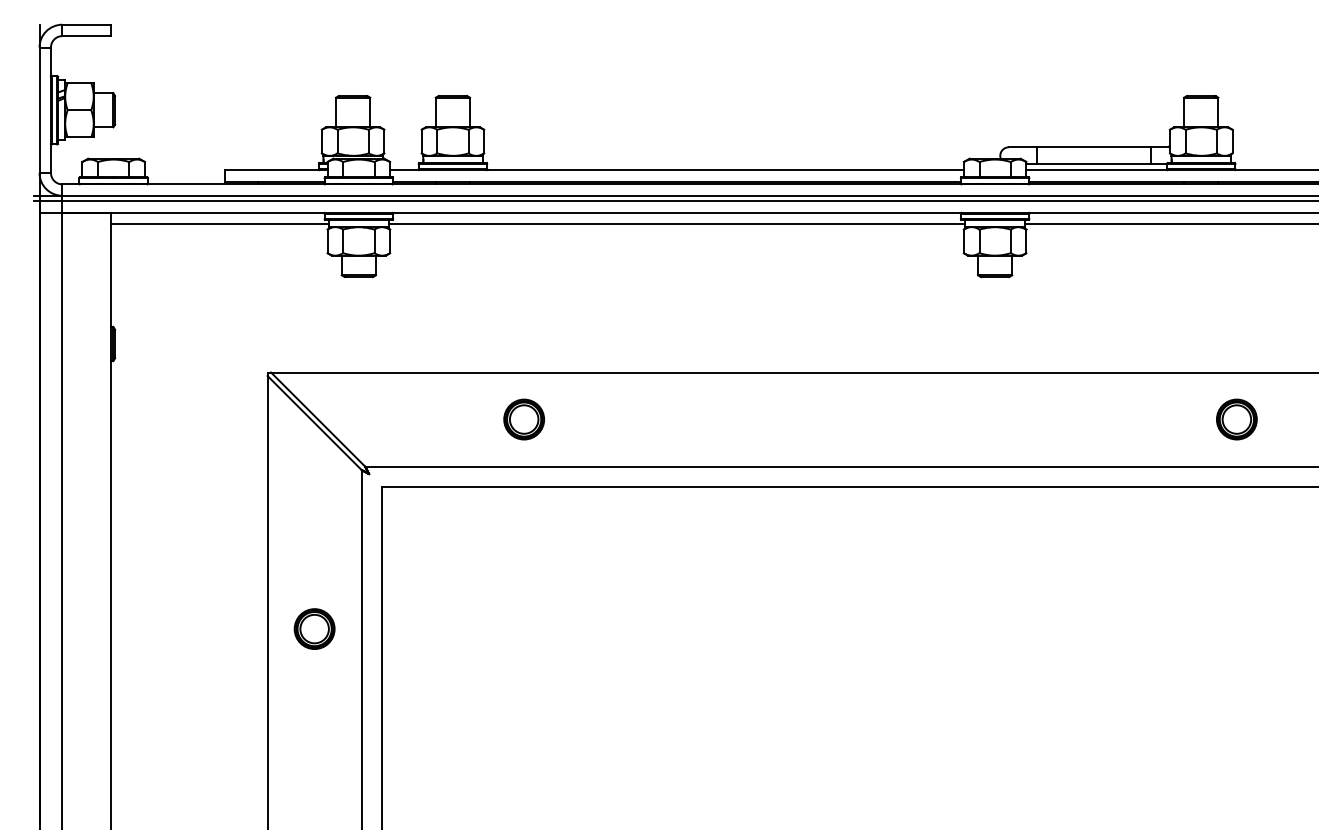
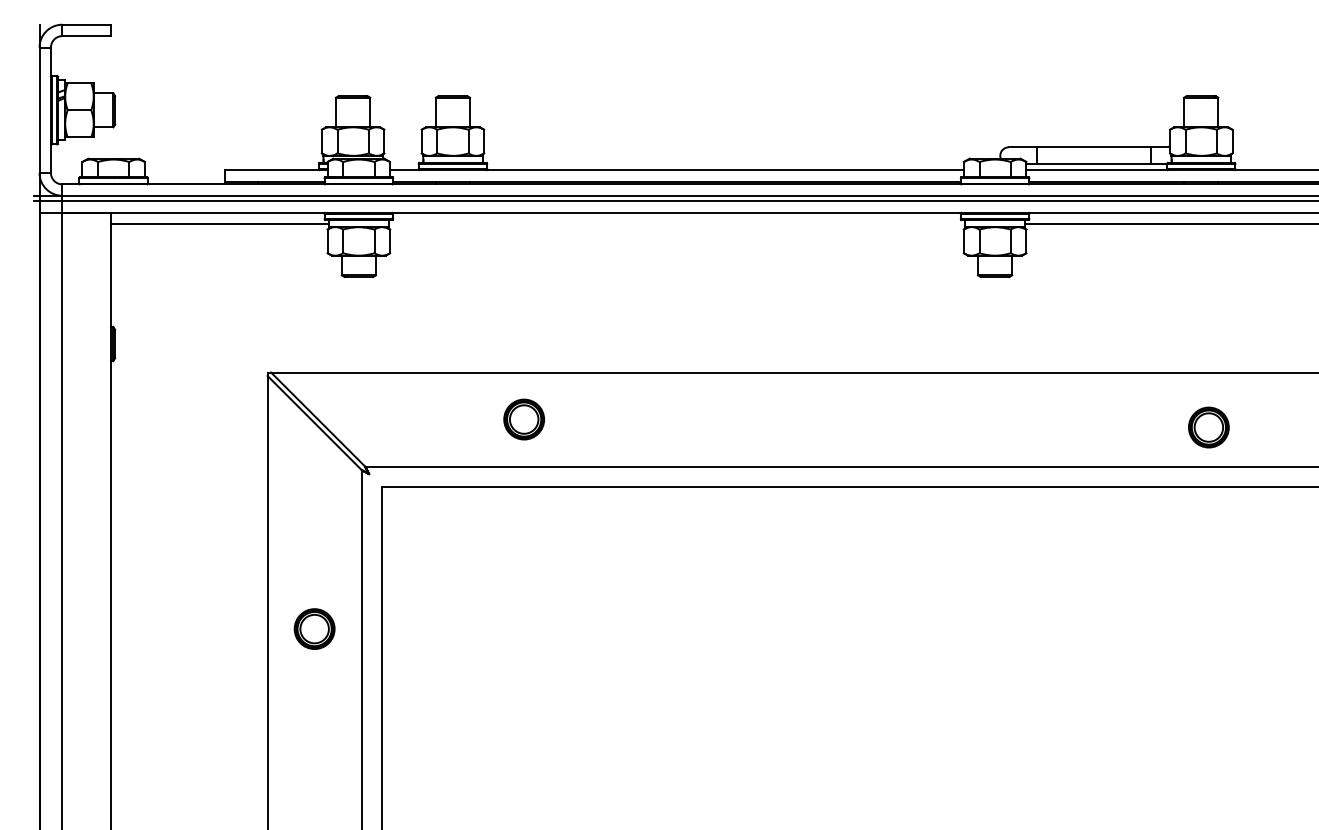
line: present -> none (676, 224)
part position: (1236, 419) -> (1208, 427) (1208, 427)
